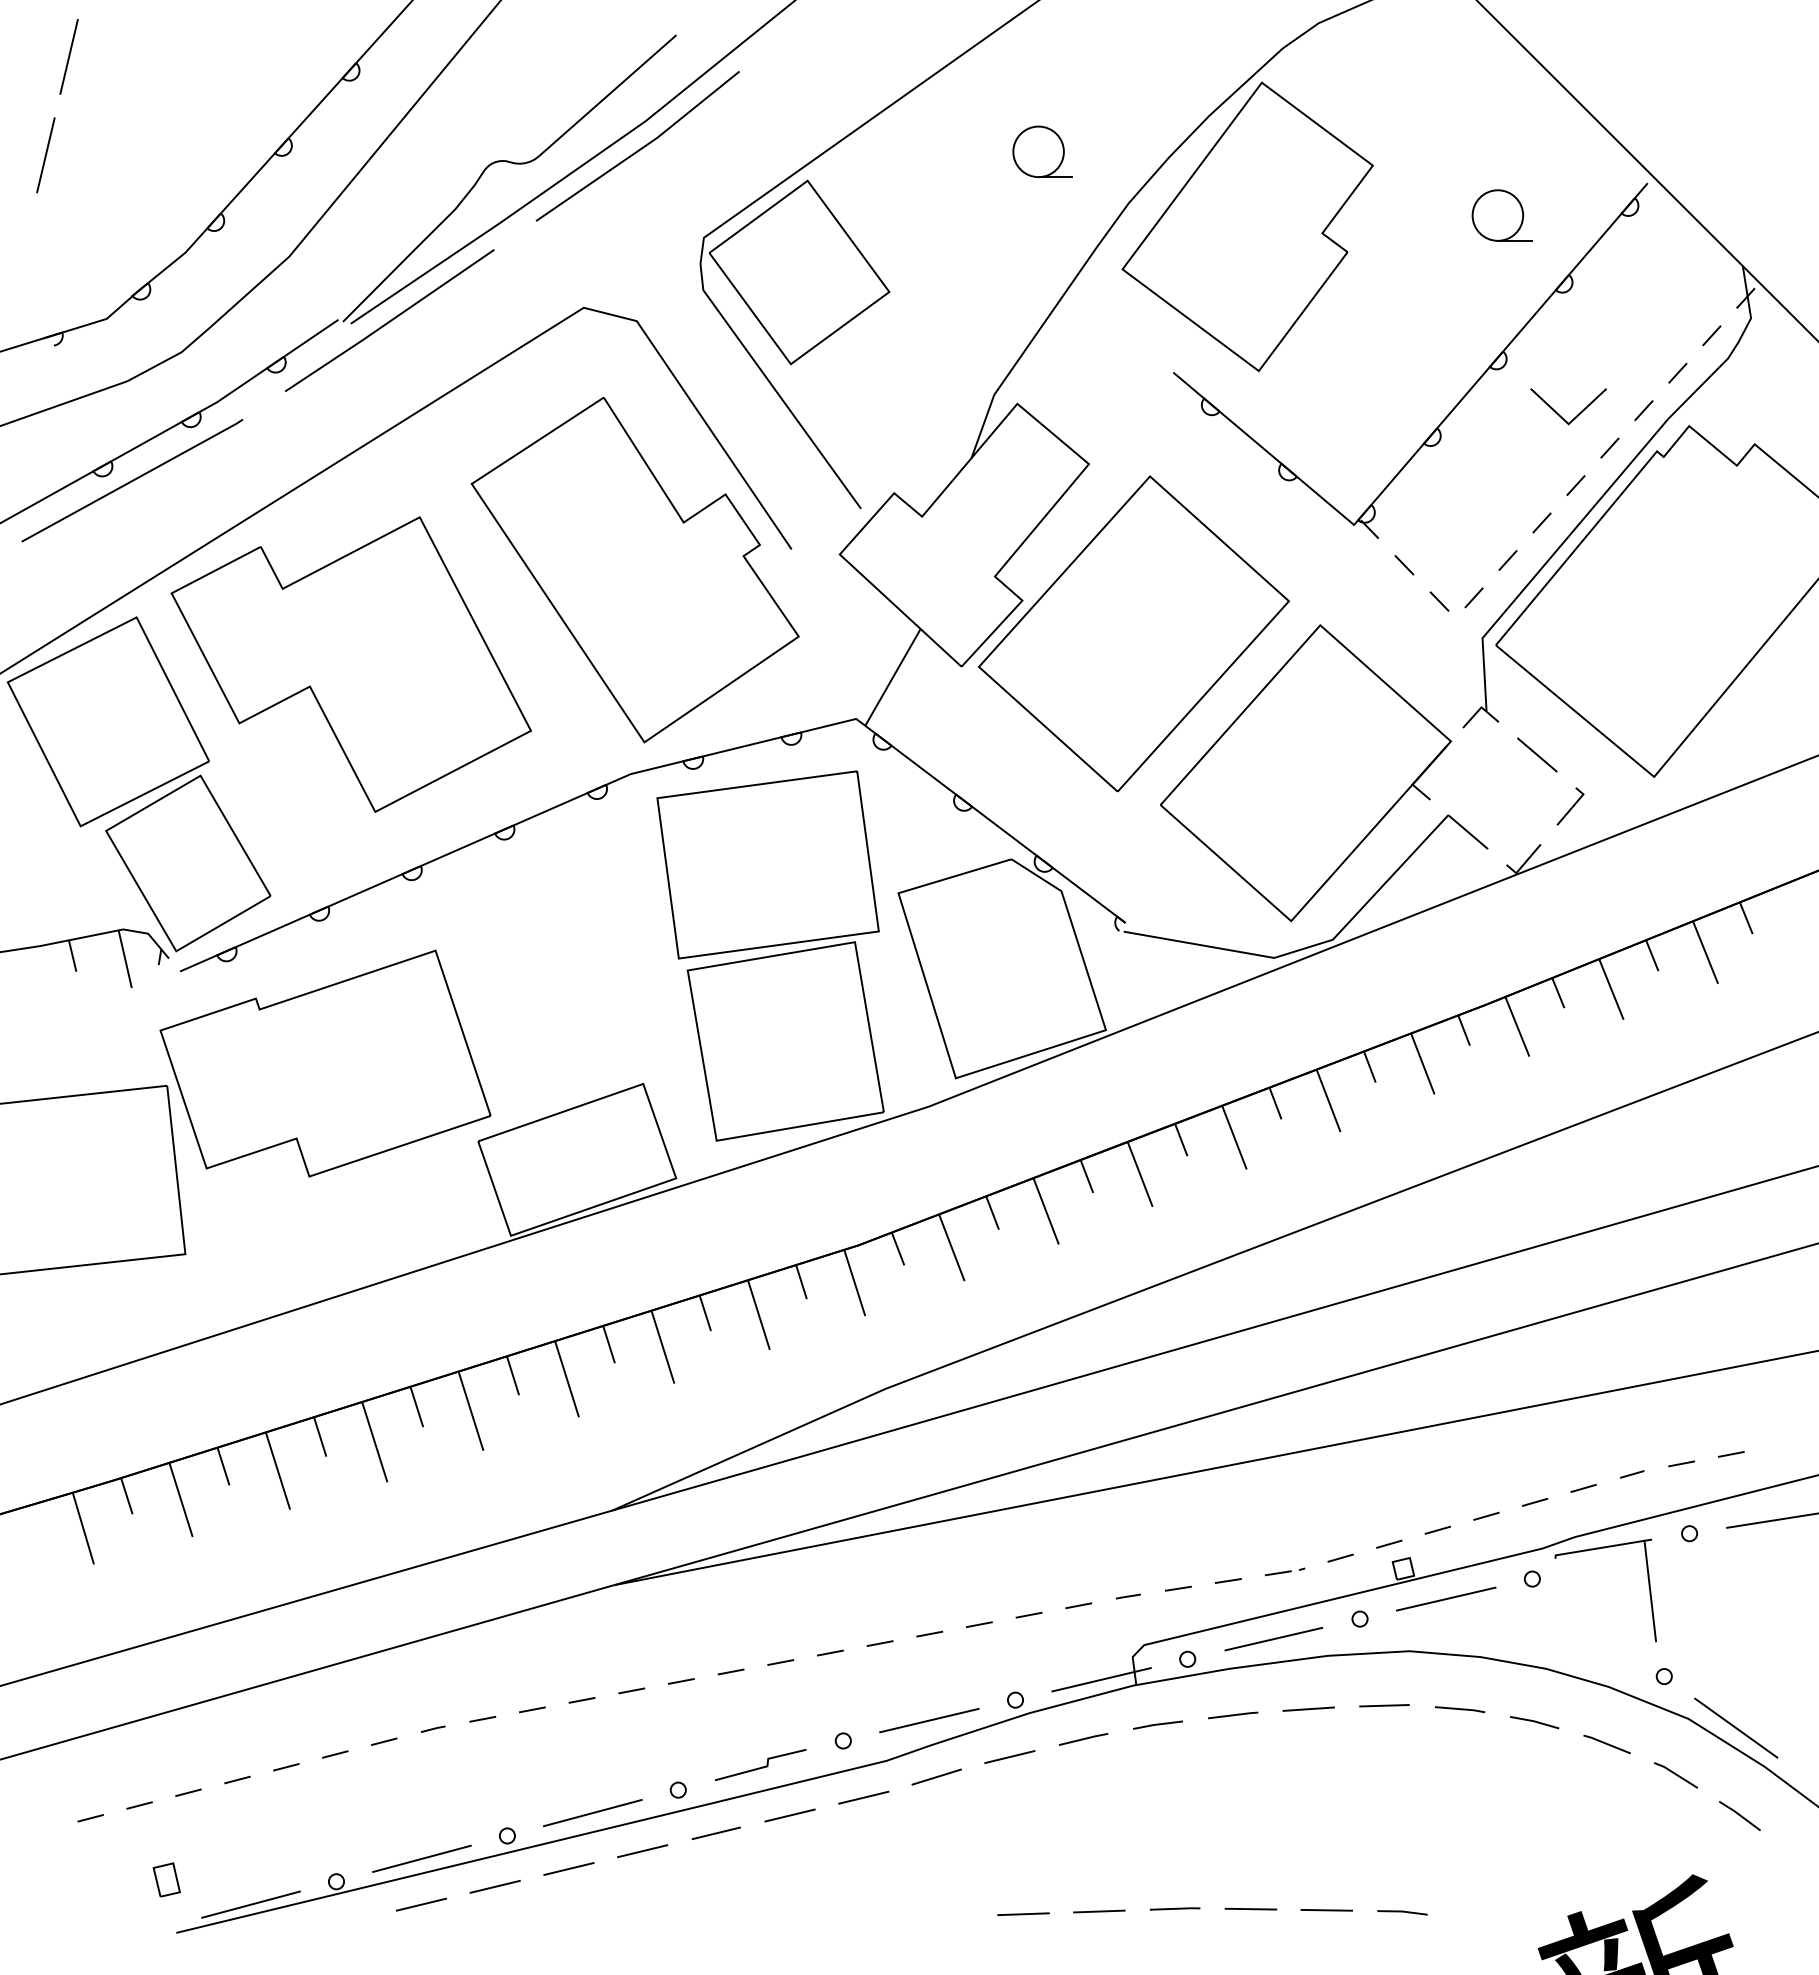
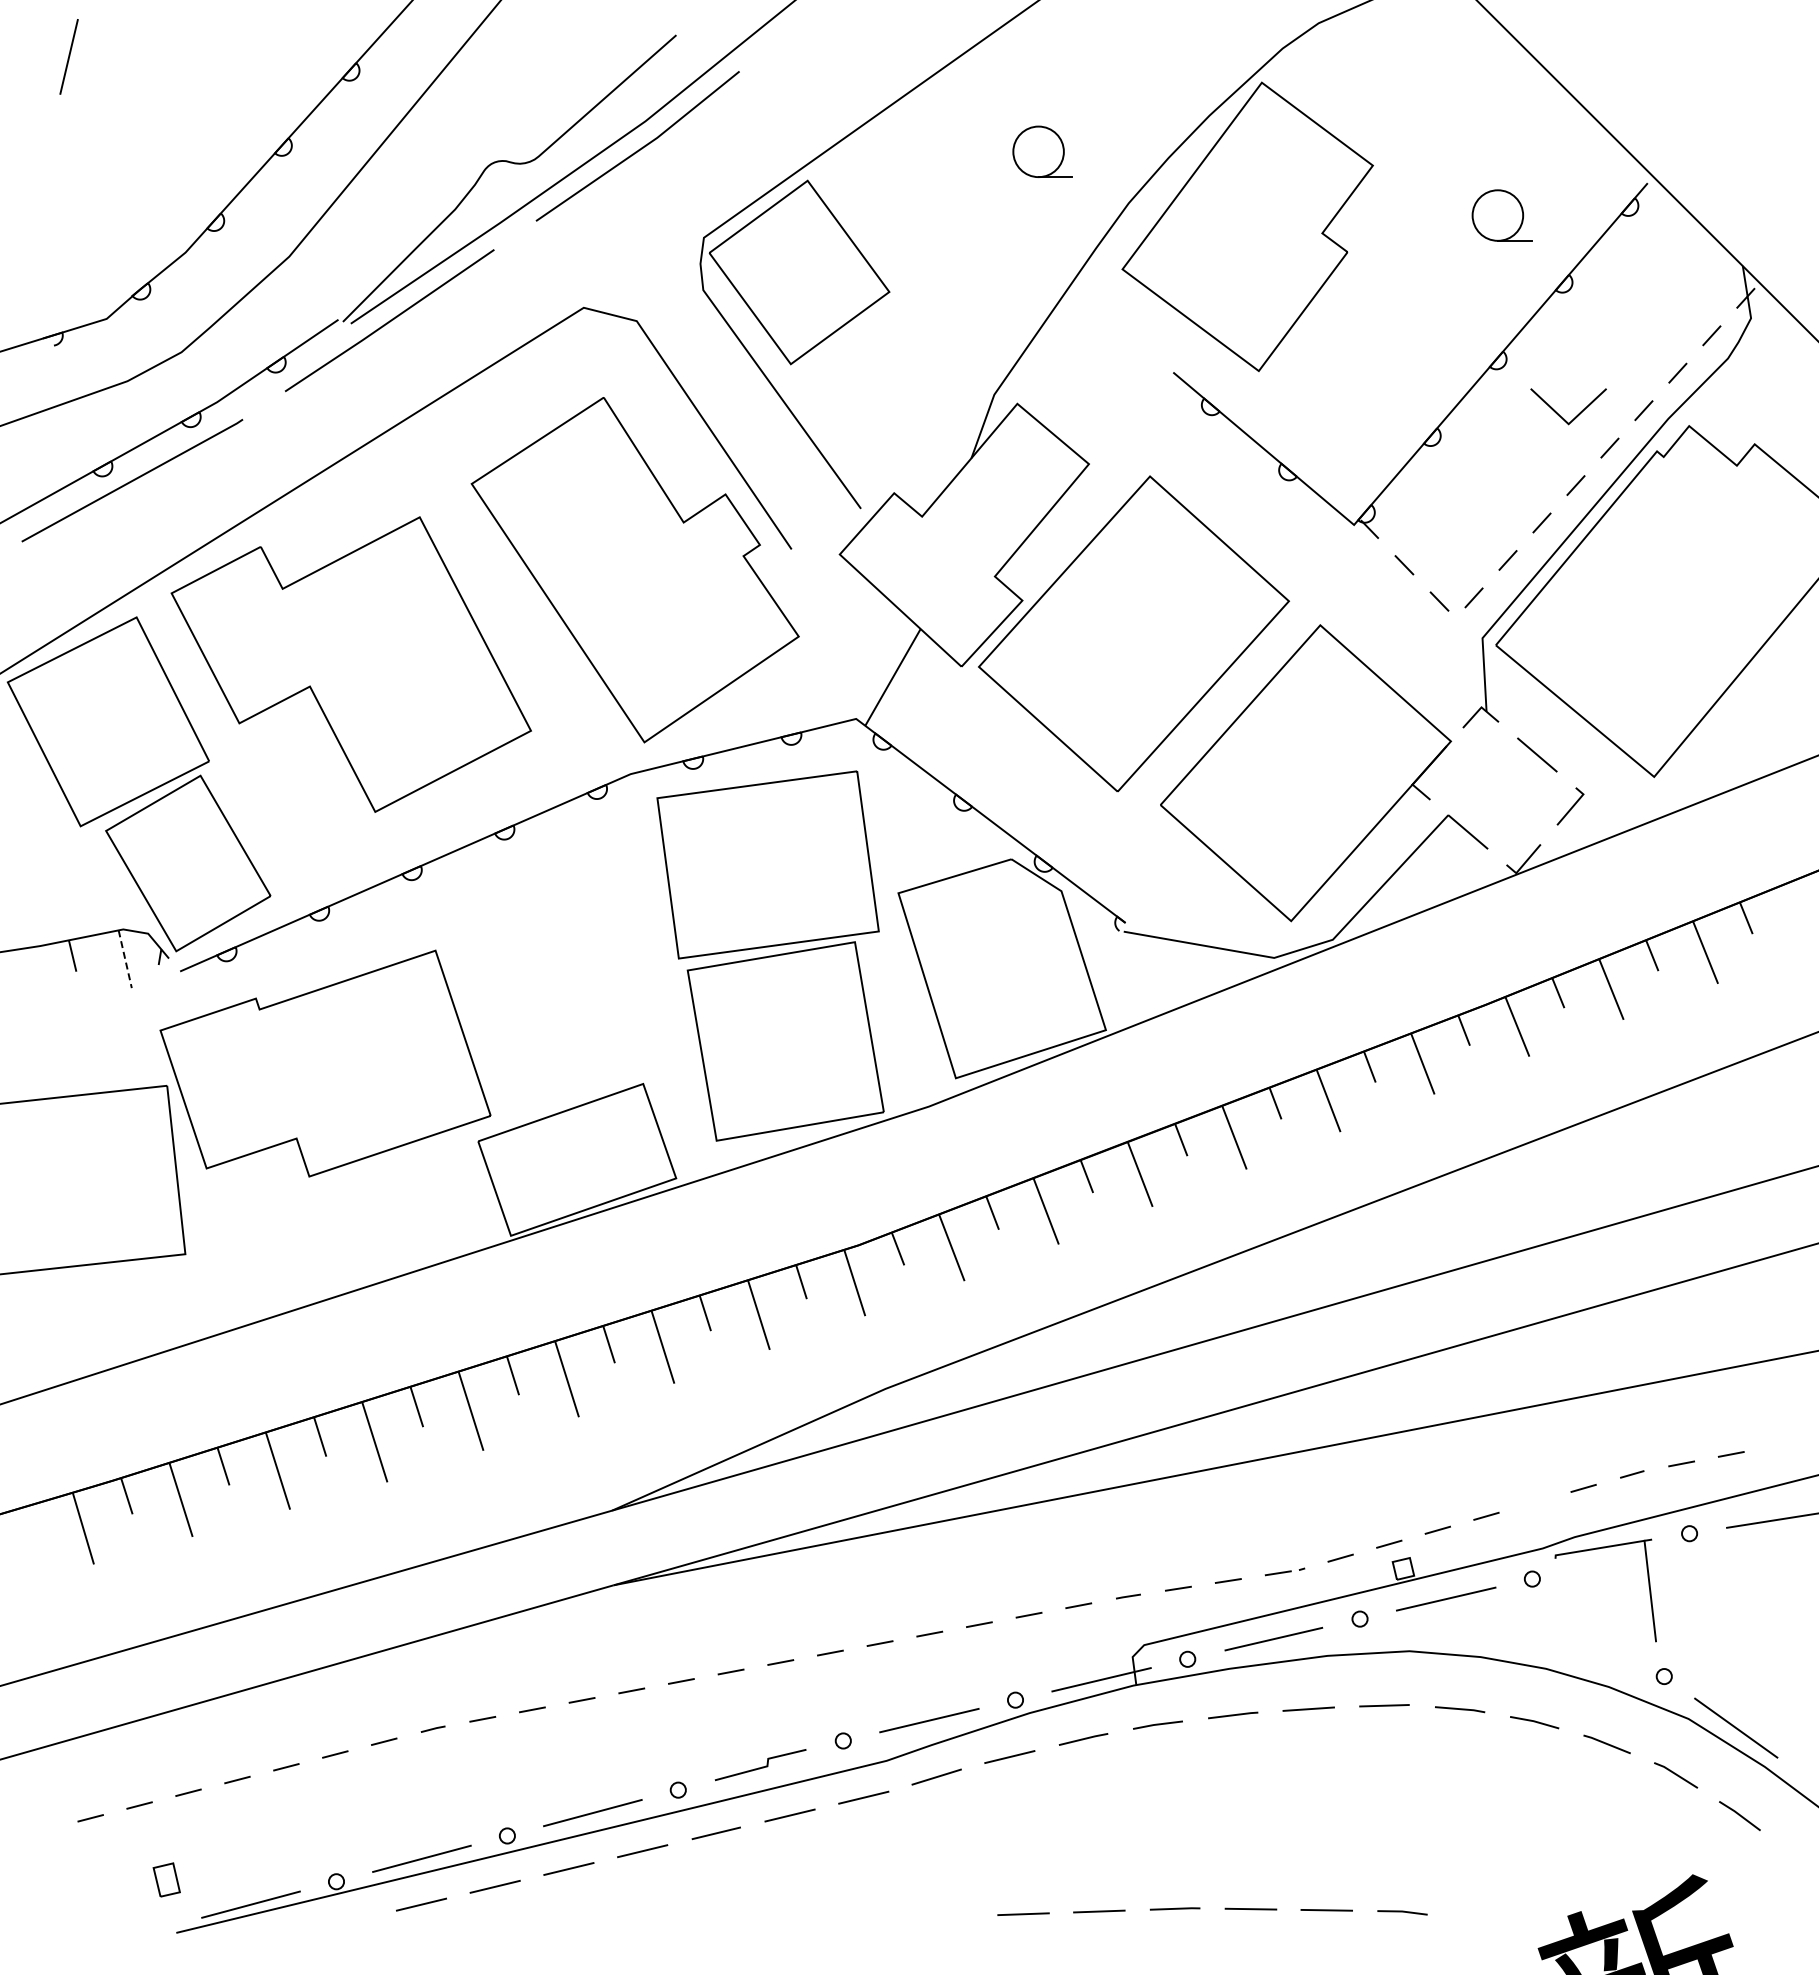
line: present -> none (45, 155)
line: solid -> dashed (125, 959)
line: present -> none (1534, 1501)
